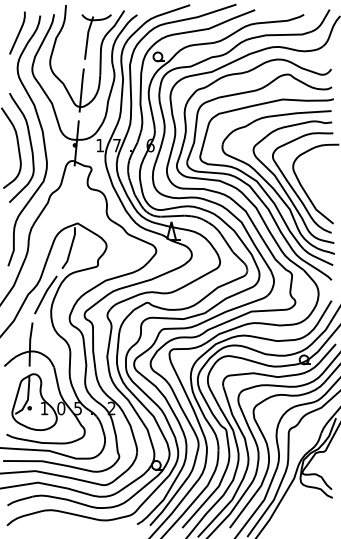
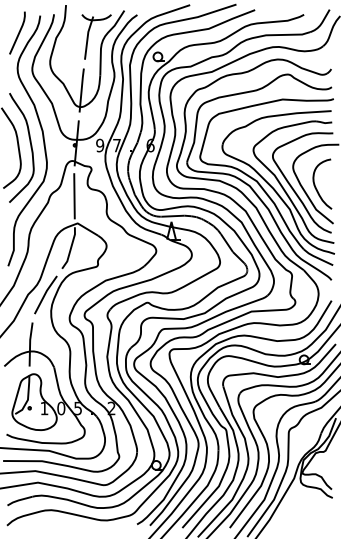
text: 1 -> 9 (100, 145)
curve: none -> present (315, 184)
line: none -> present (74, 196)
